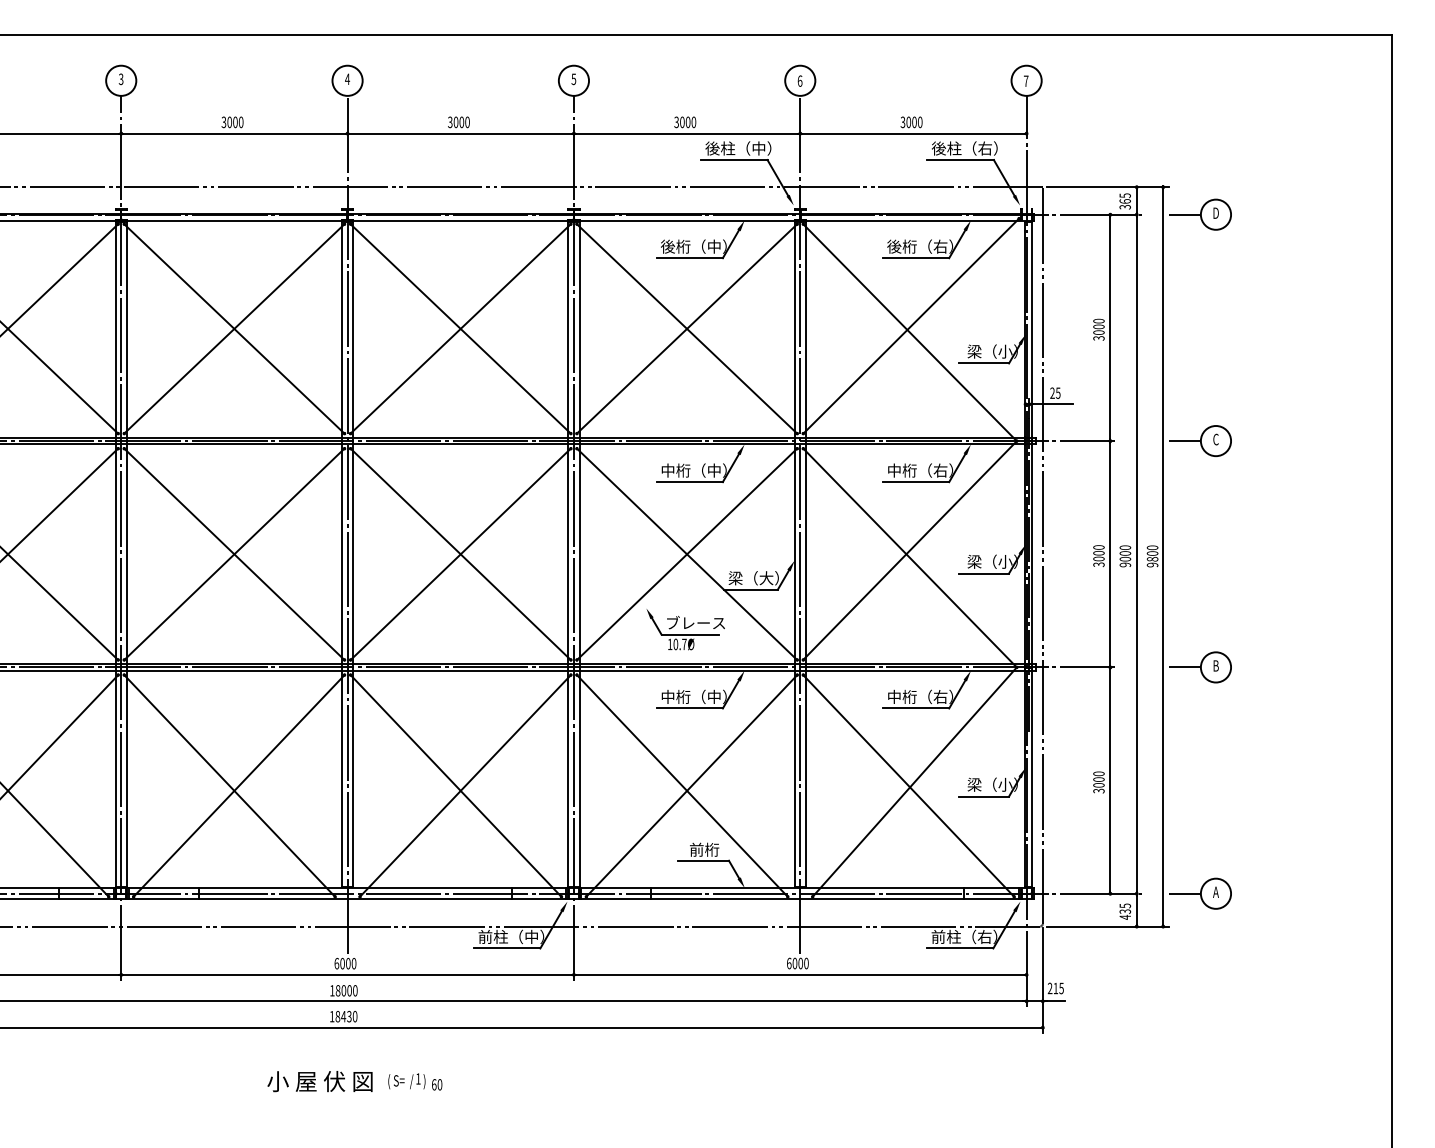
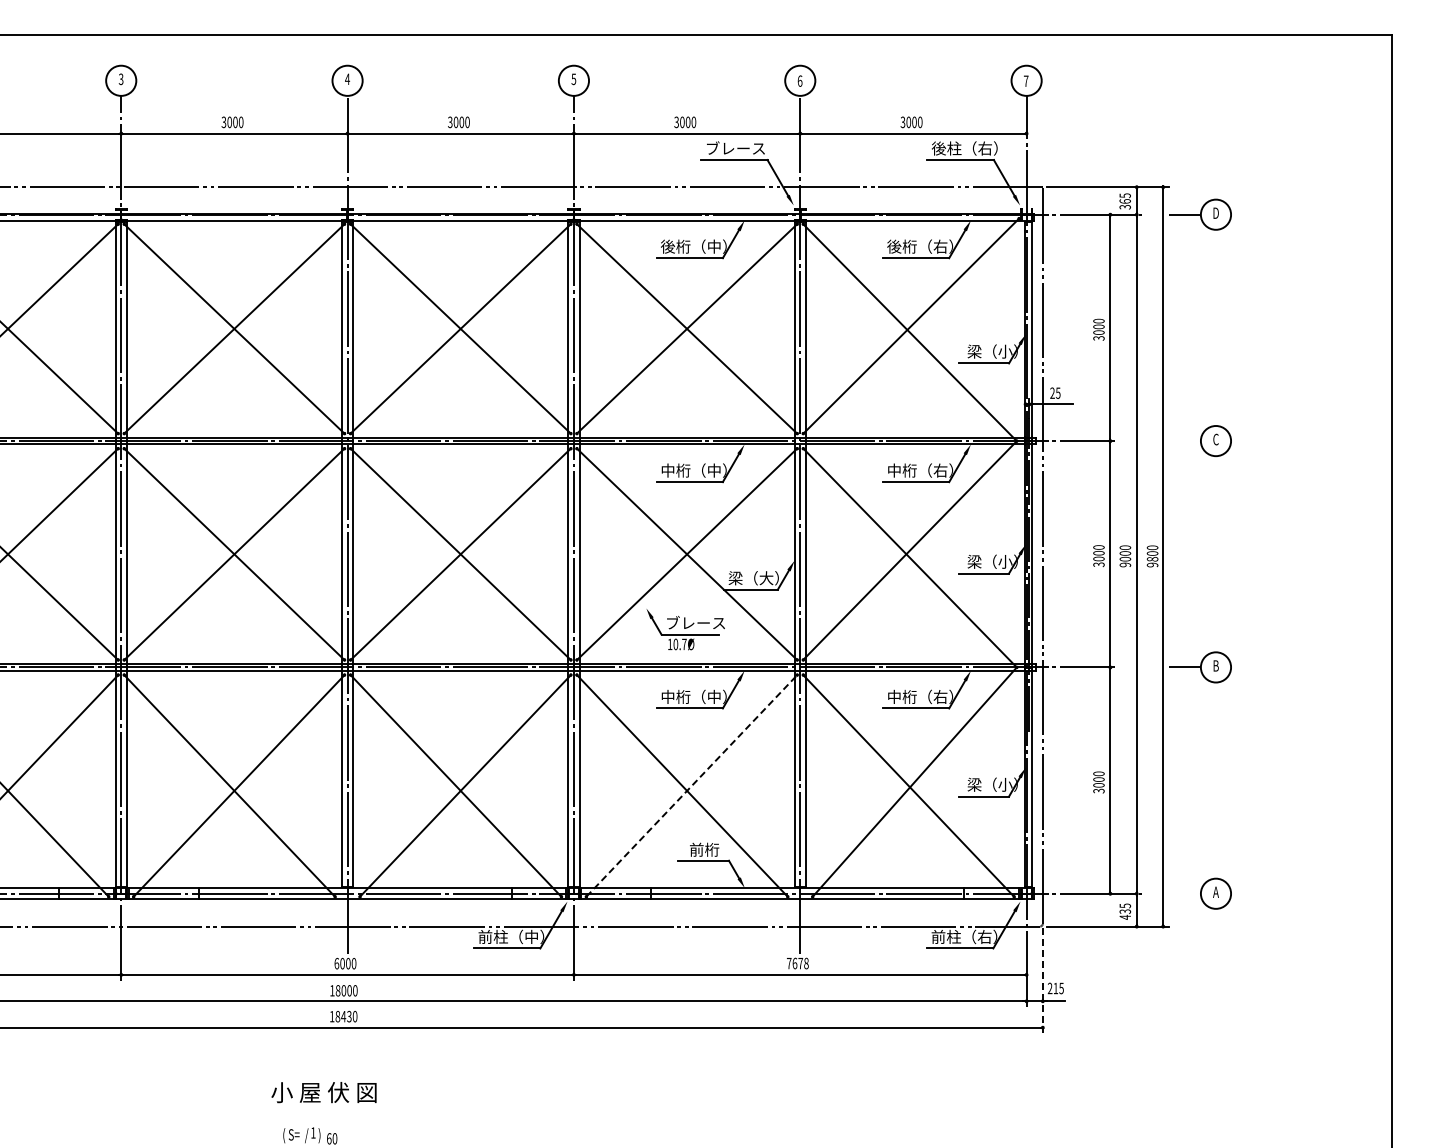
text: 後柱（中） -> ブレース (738, 148)
line: present -> none (1184, 441)
line: solid -> dashed (691, 785)
line: present -> none (1184, 893)
text: 6000 -> 7678 (797, 963)
line: solid -> dashed (1042, 981)
text position: (319, 1081) -> (323, 1092) (323, 1092)
text position: (415, 1081) -> (310, 1135) (310, 1135)
